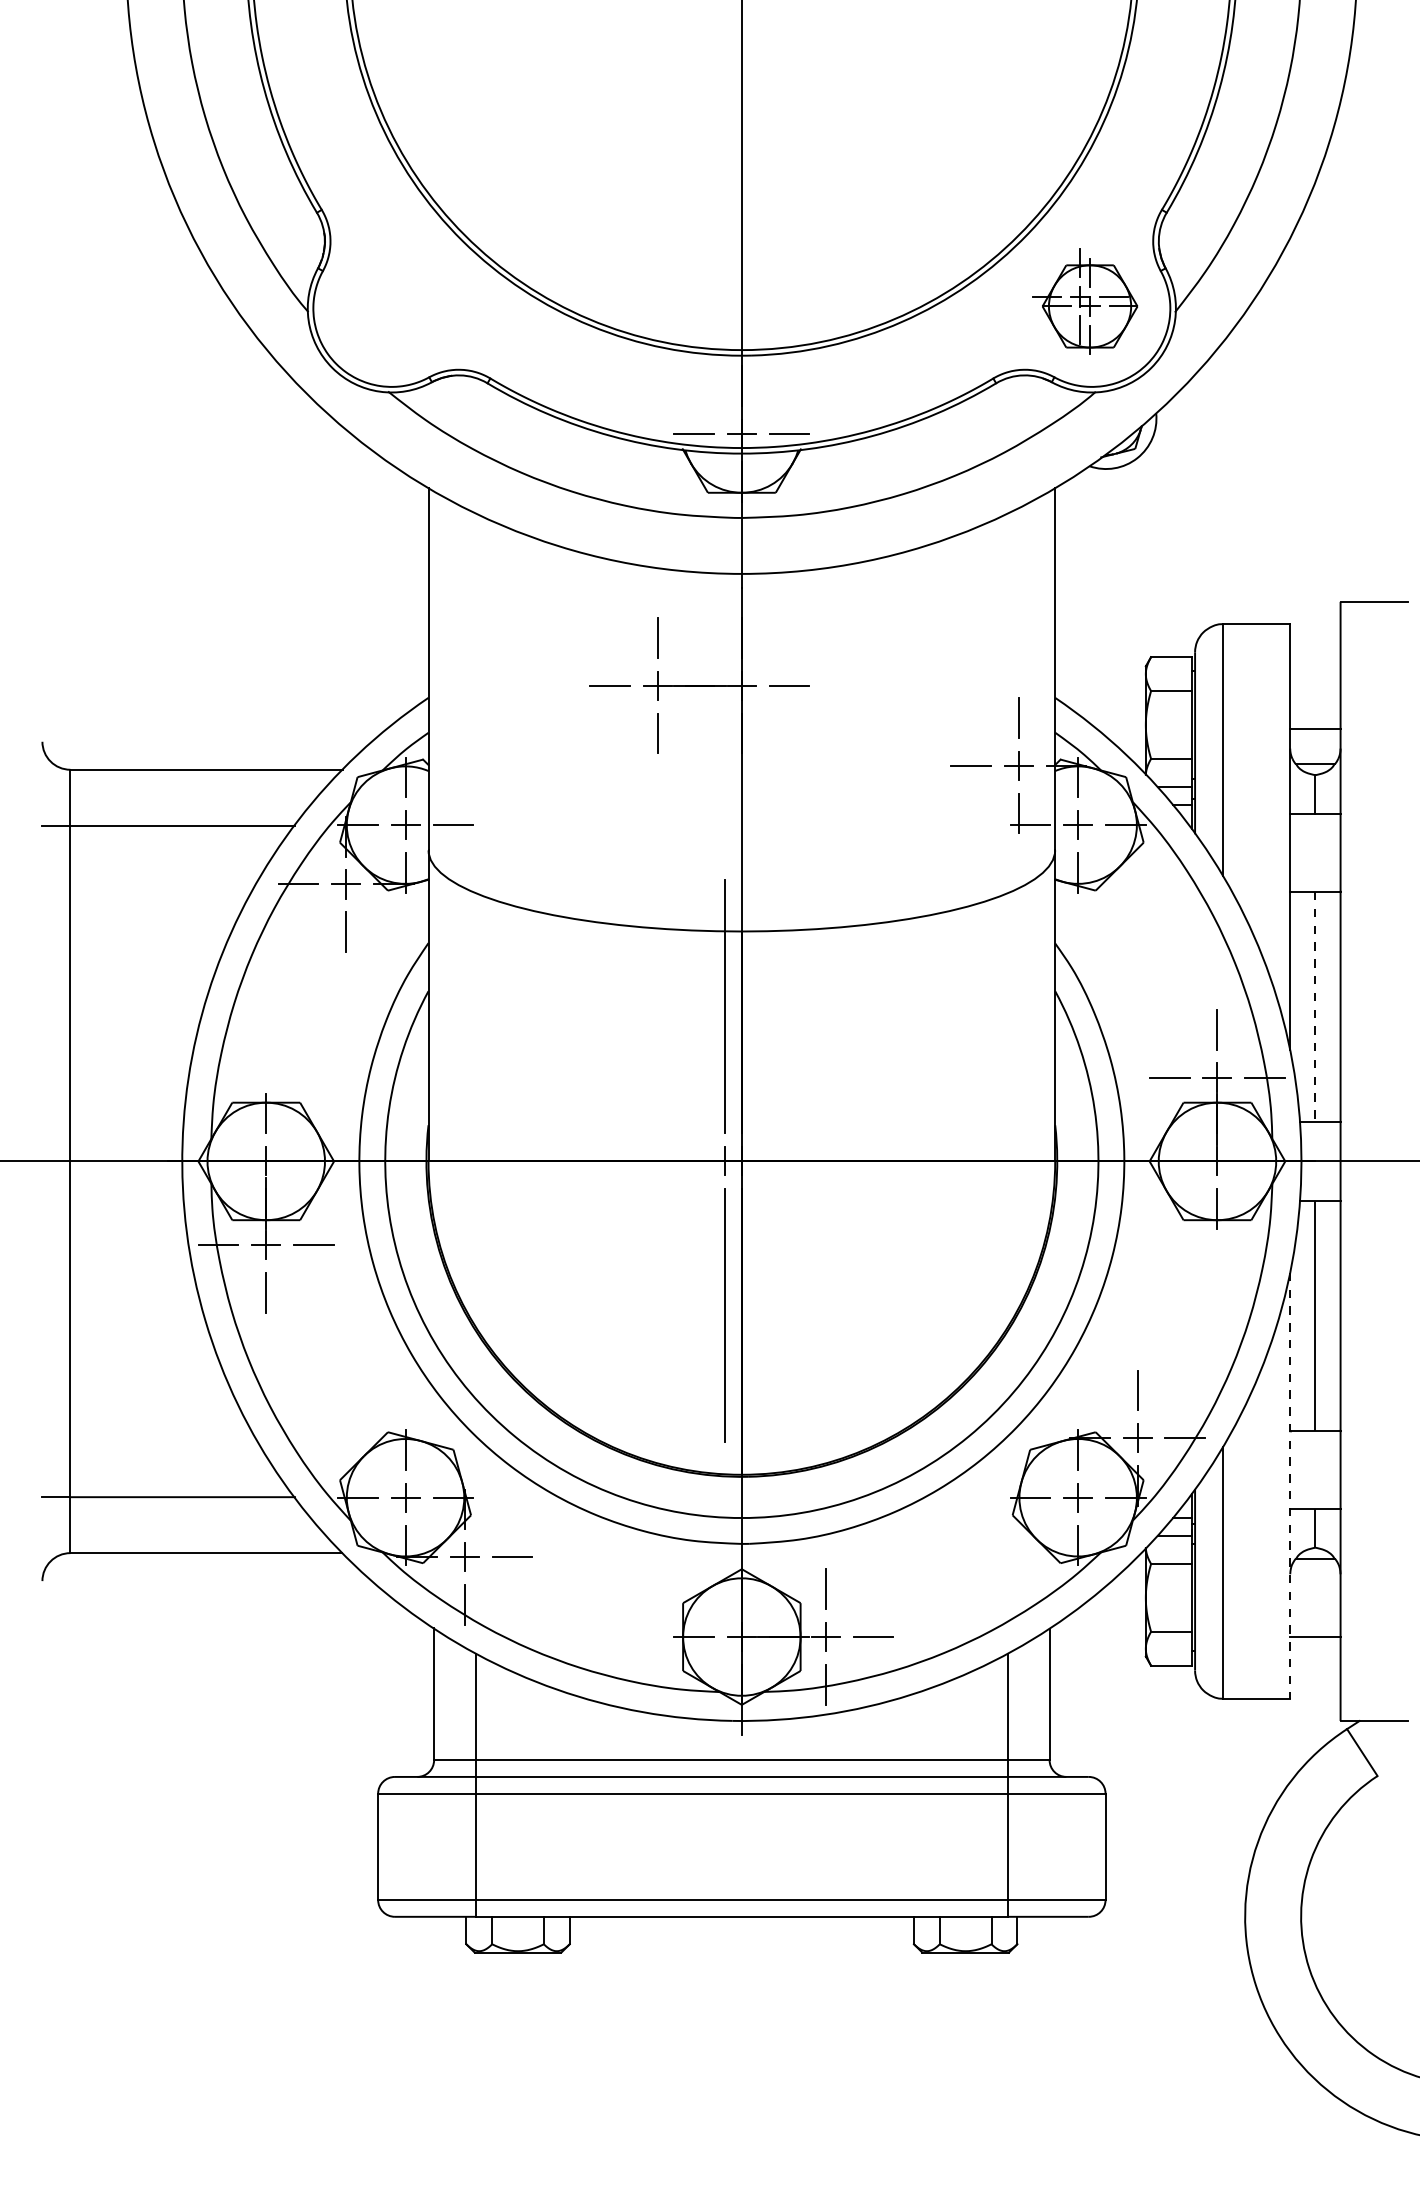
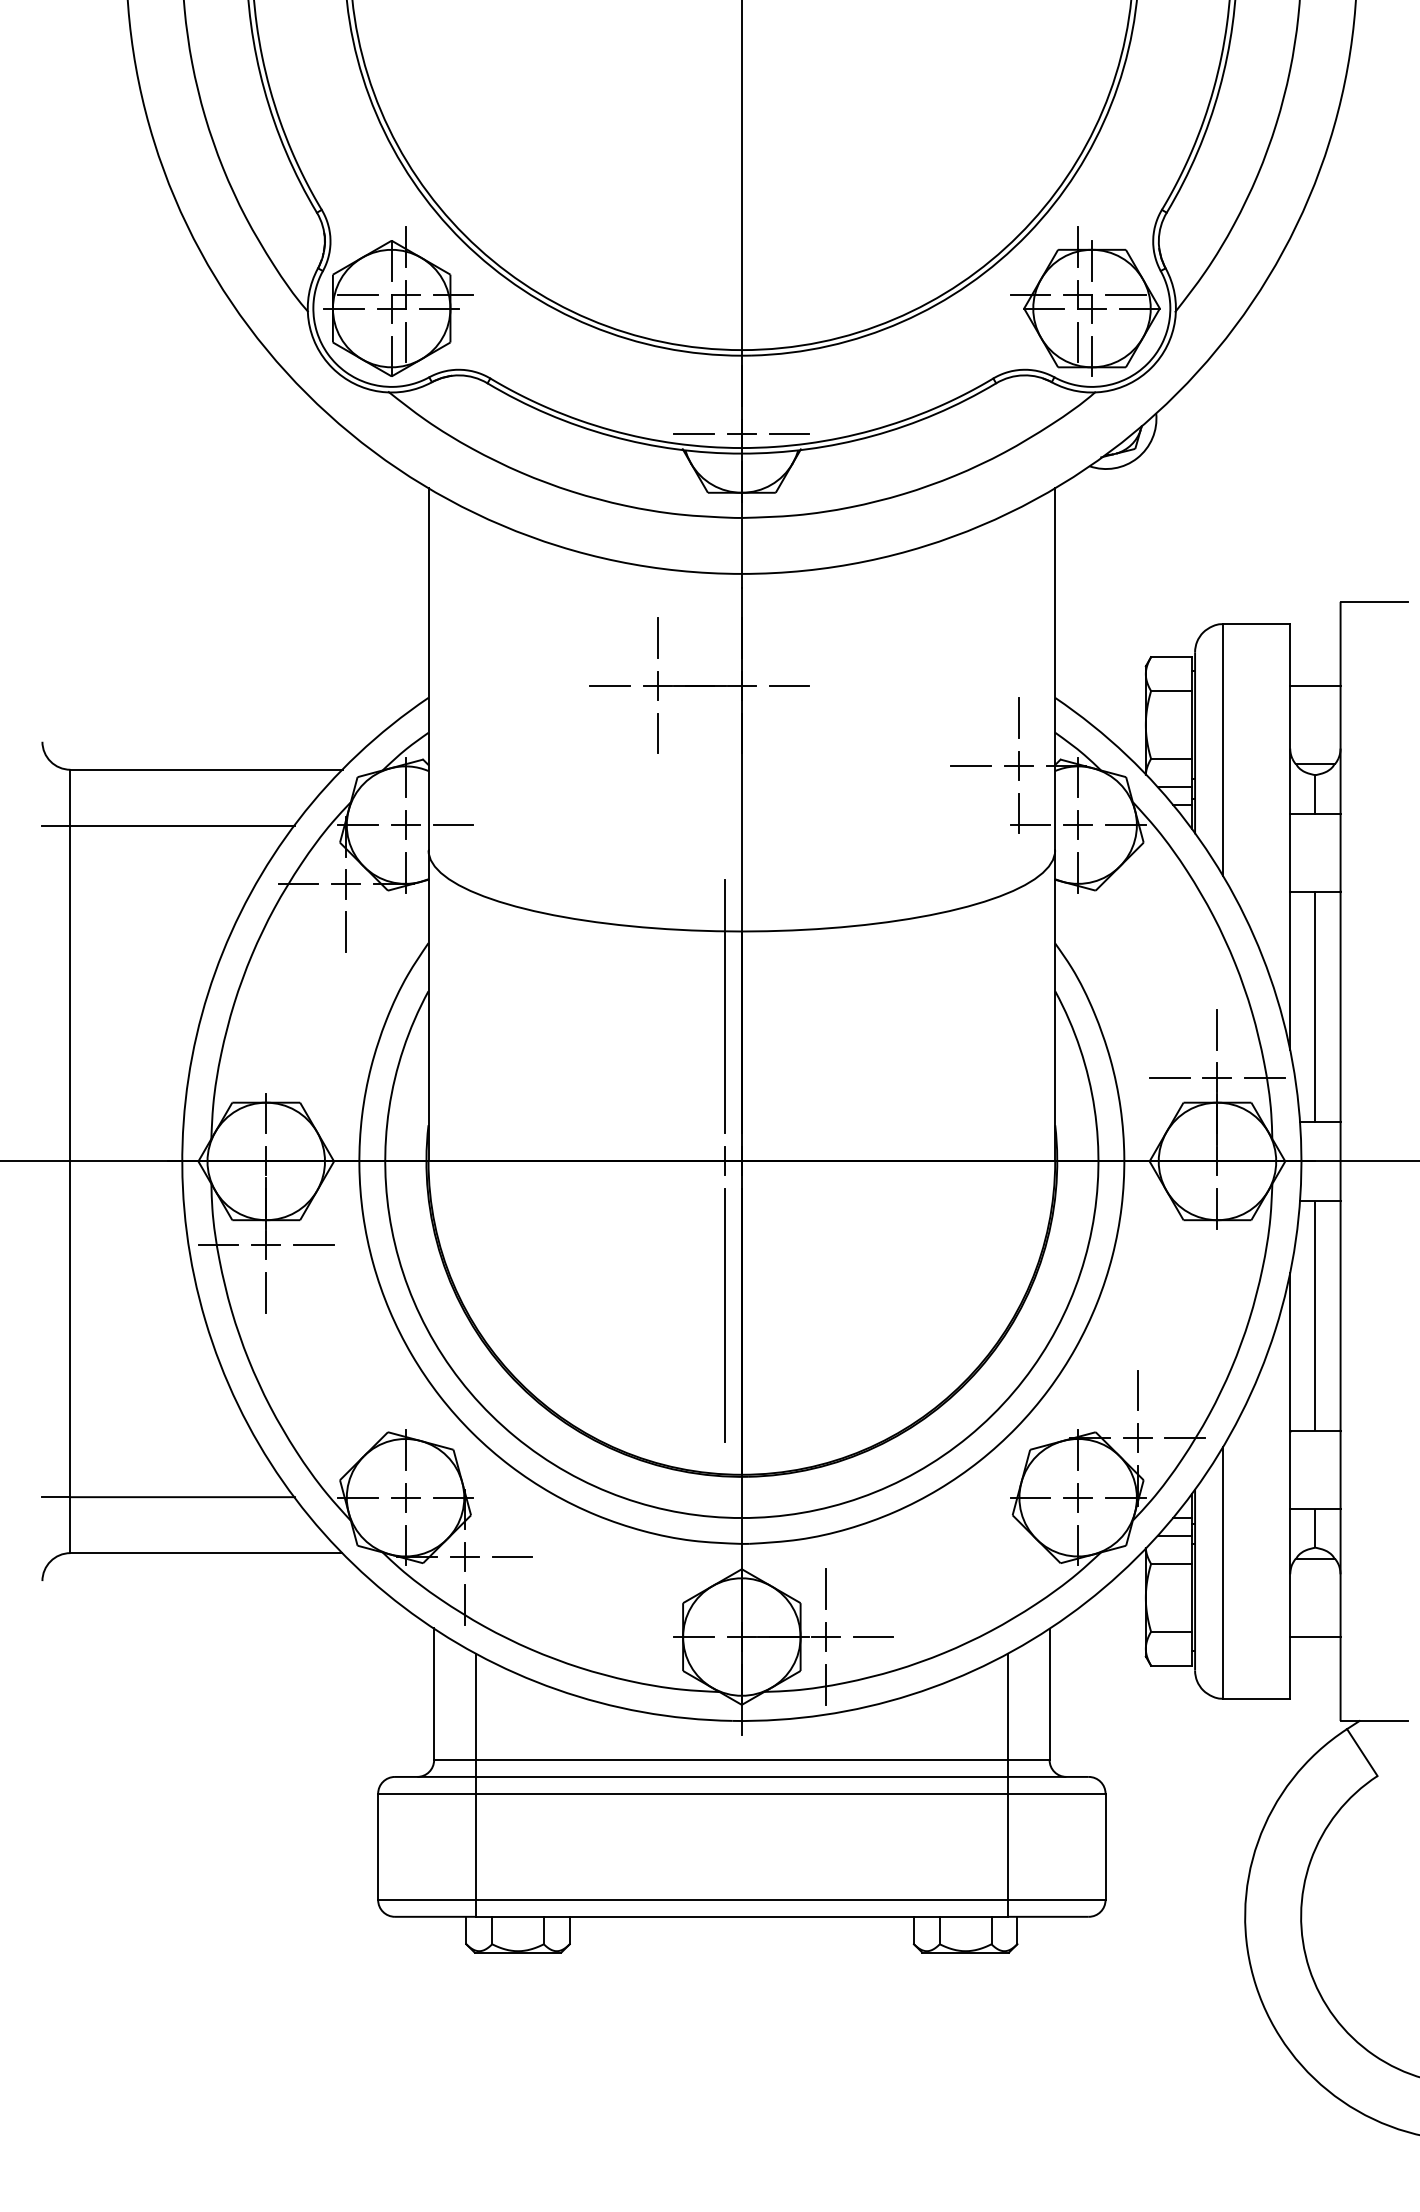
part: none -> present (398, 301)
part size: 107x107 px -> 151x151 px (1085, 301)
line position: (1315, 728) -> (1315, 685) (1315, 685)
line: dashed -> solid (1315, 1007)
line: dashed -> solid (1290, 1485)
